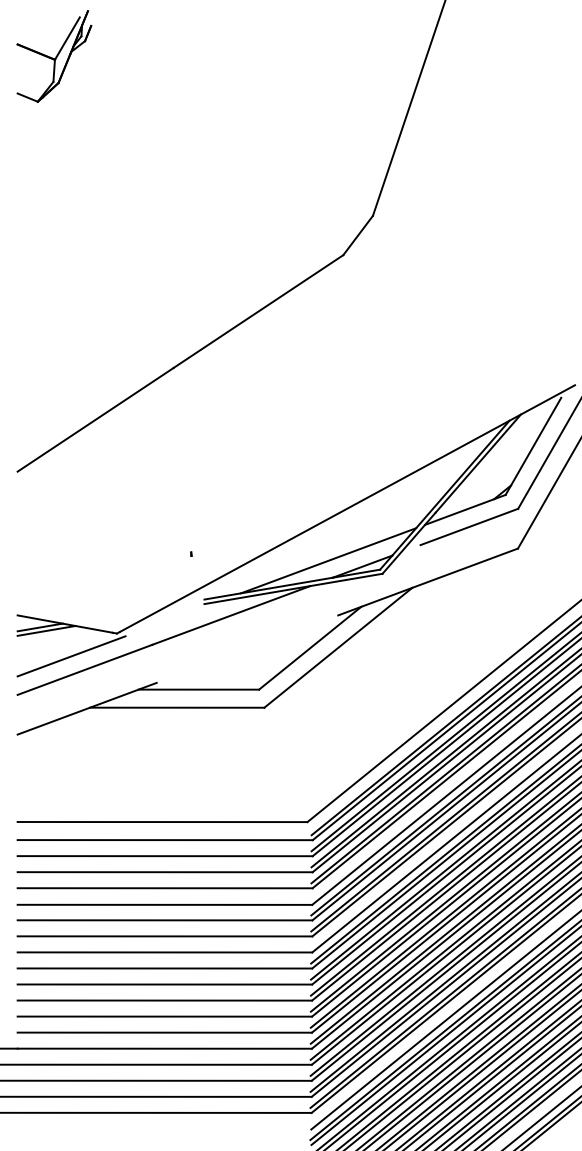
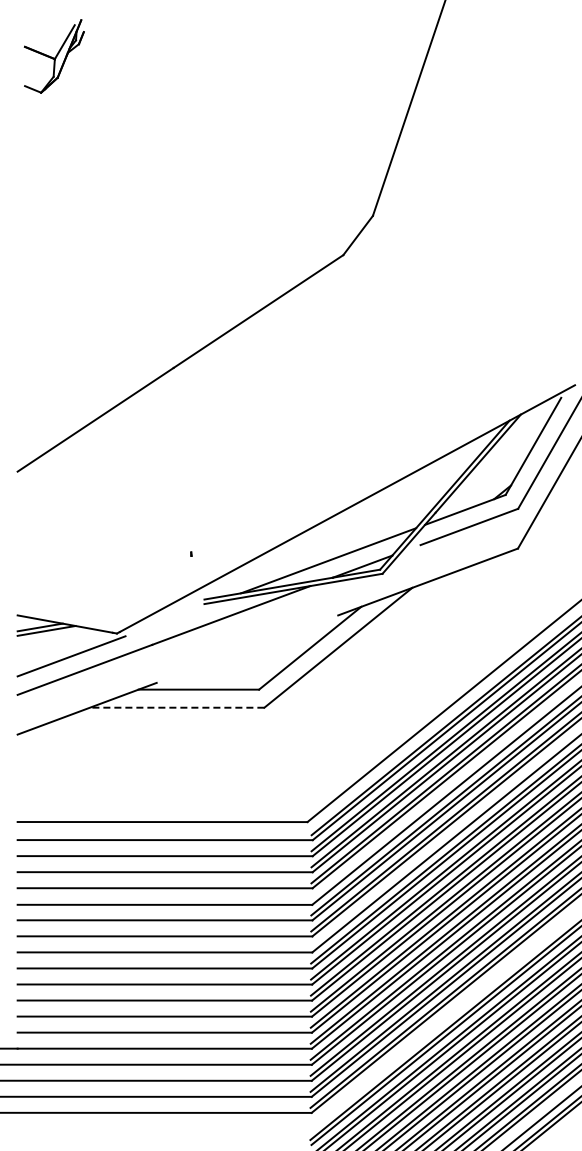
part size: 77x93 px -> 62x75 px (53, 56)
line: solid -> dashed (176, 707)
line: present -> none (444, 1020)
